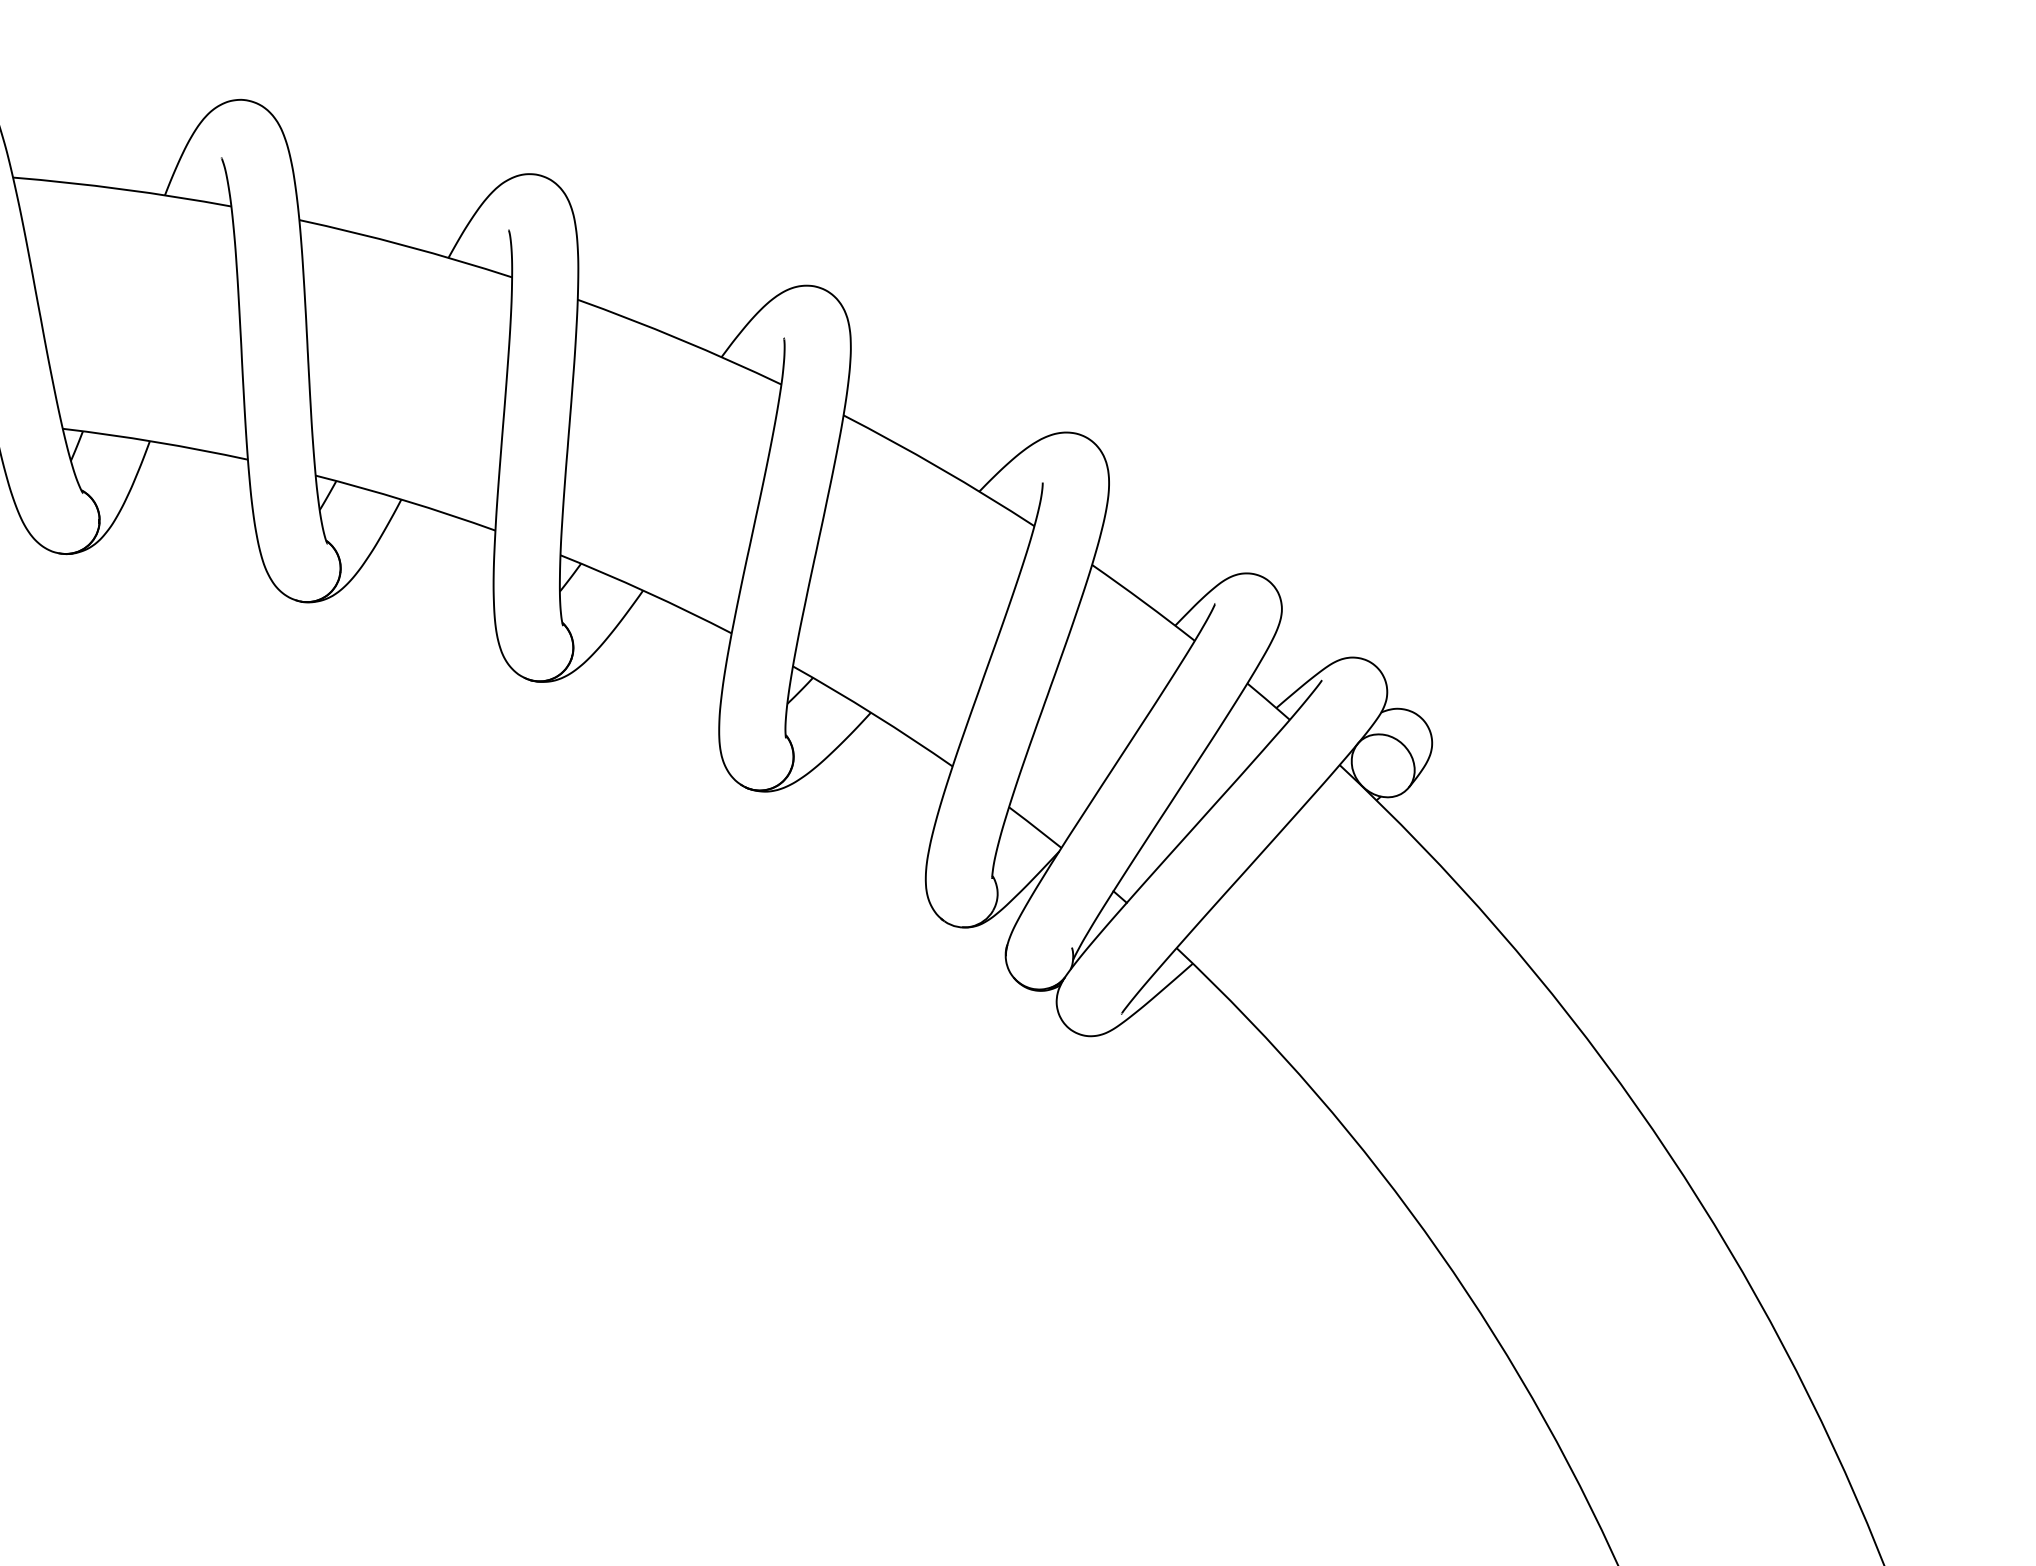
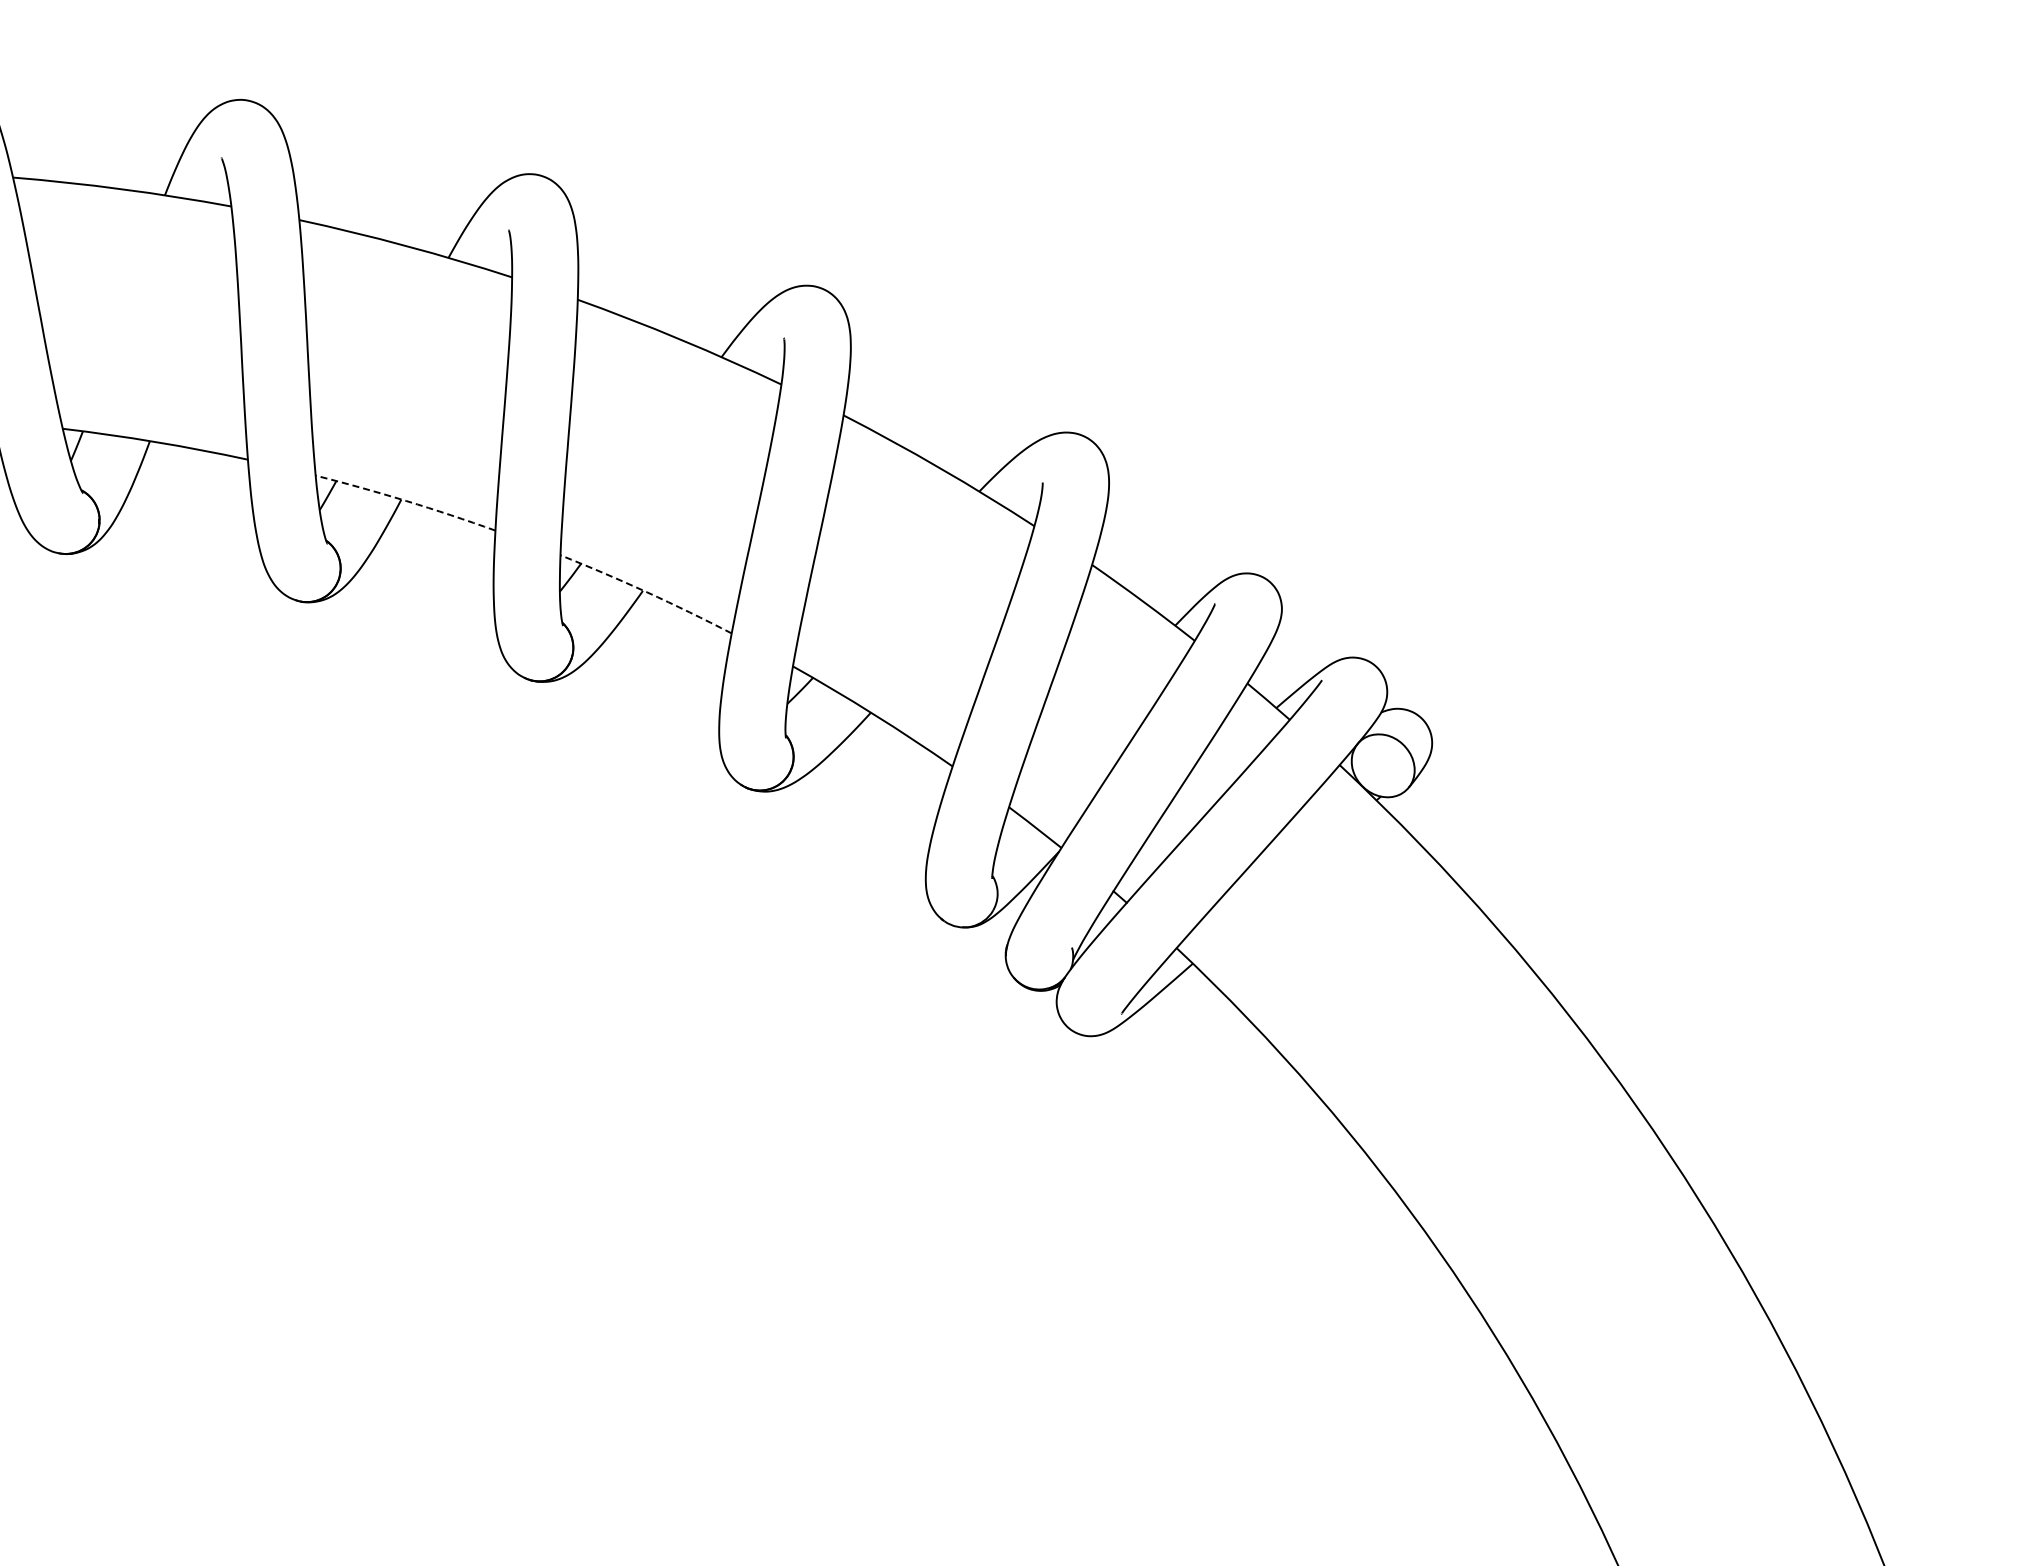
arc: solid -> dashed (406, 500)
arc: solid -> dashed (647, 592)
